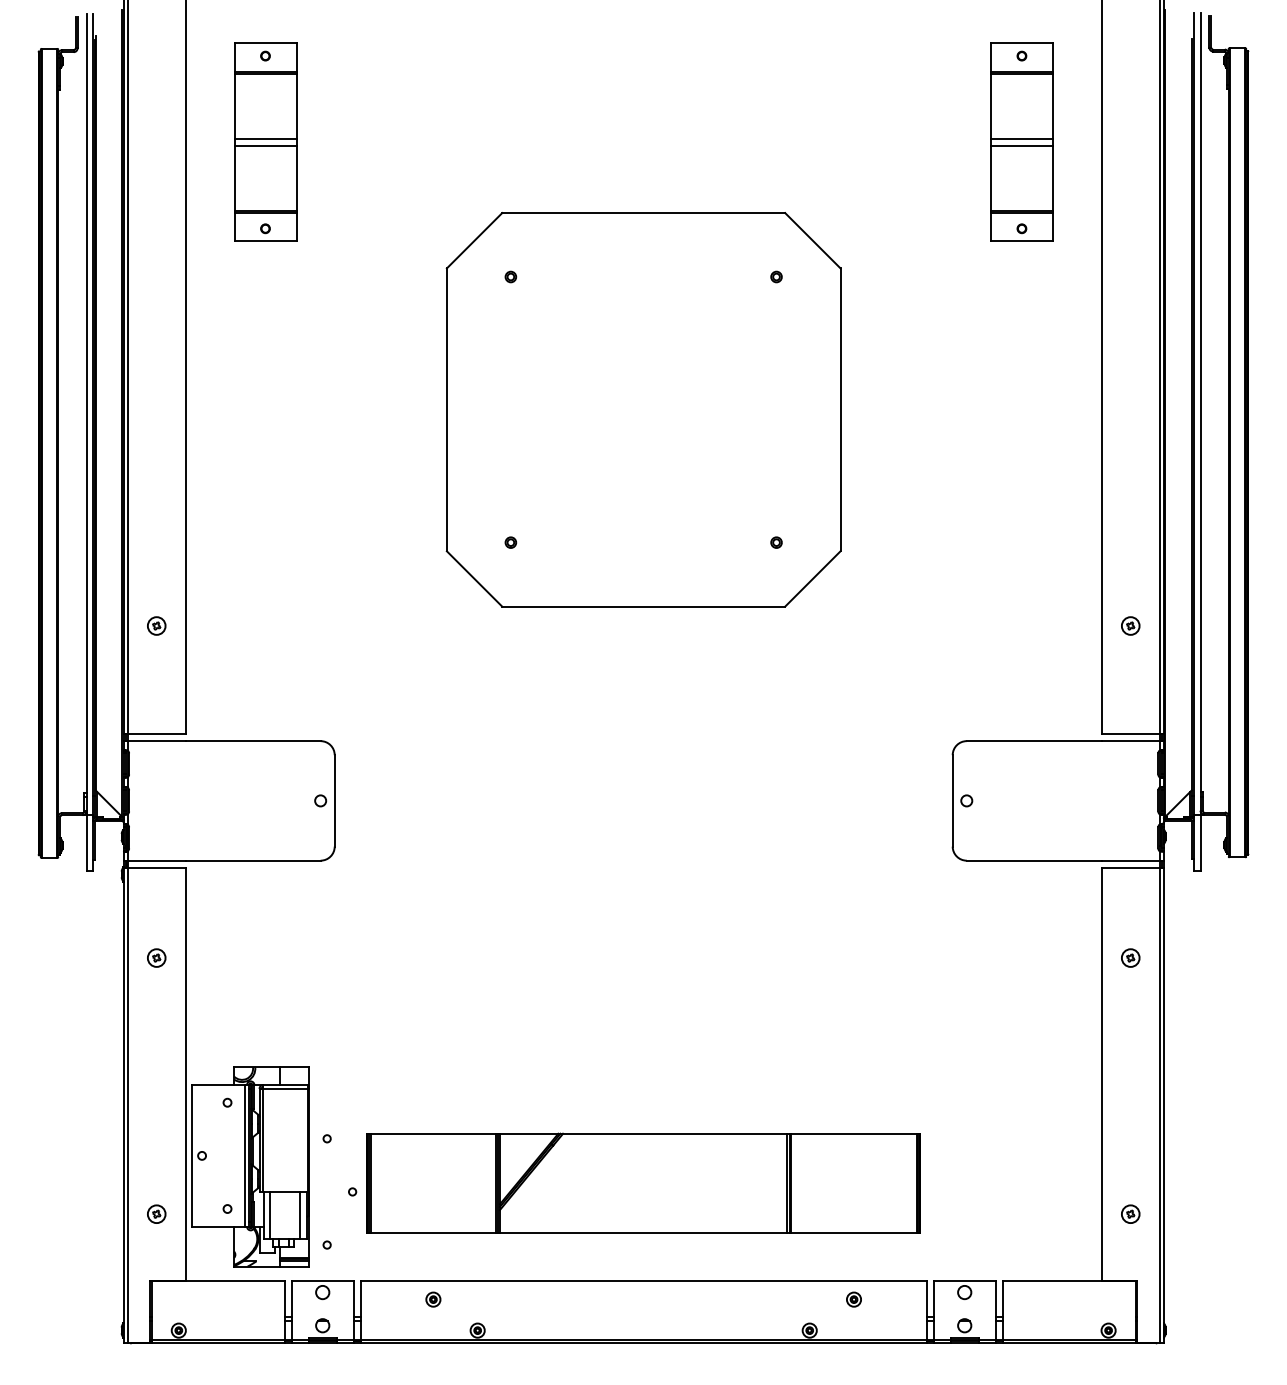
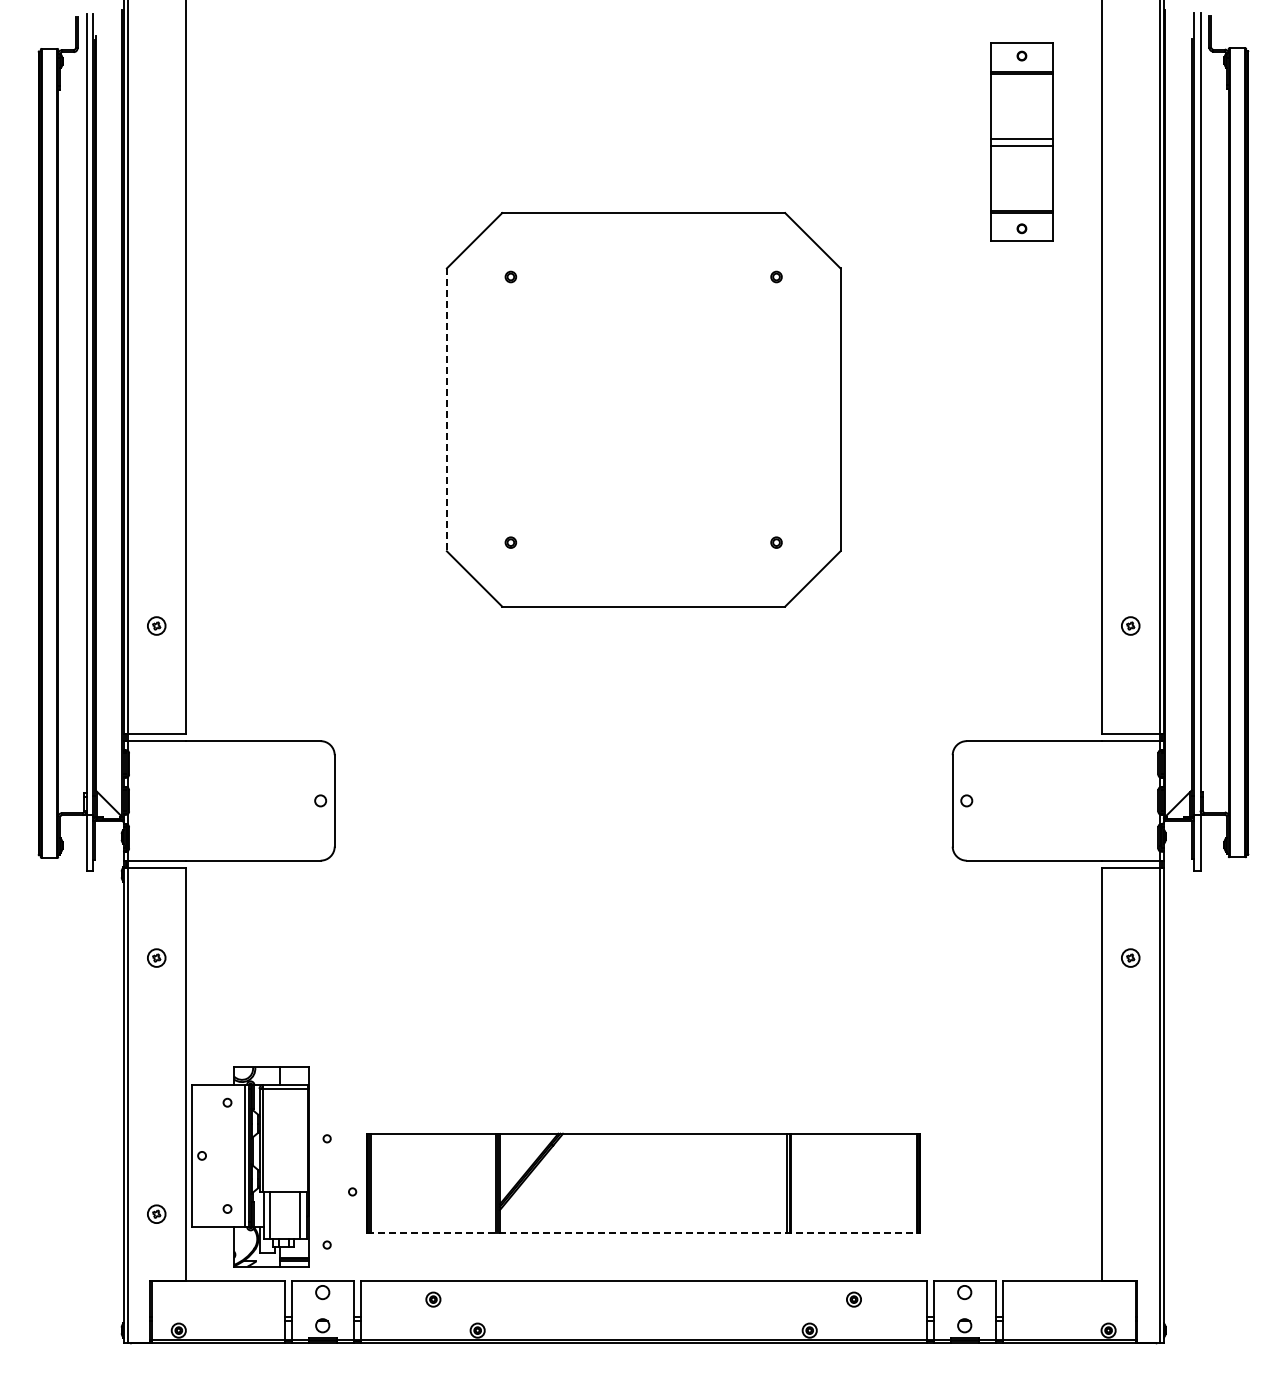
part: present -> none (265, 141)
line: solid -> dashed (446, 410)
part: present -> none (1130, 1213)
line: solid -> dashed (643, 1233)
